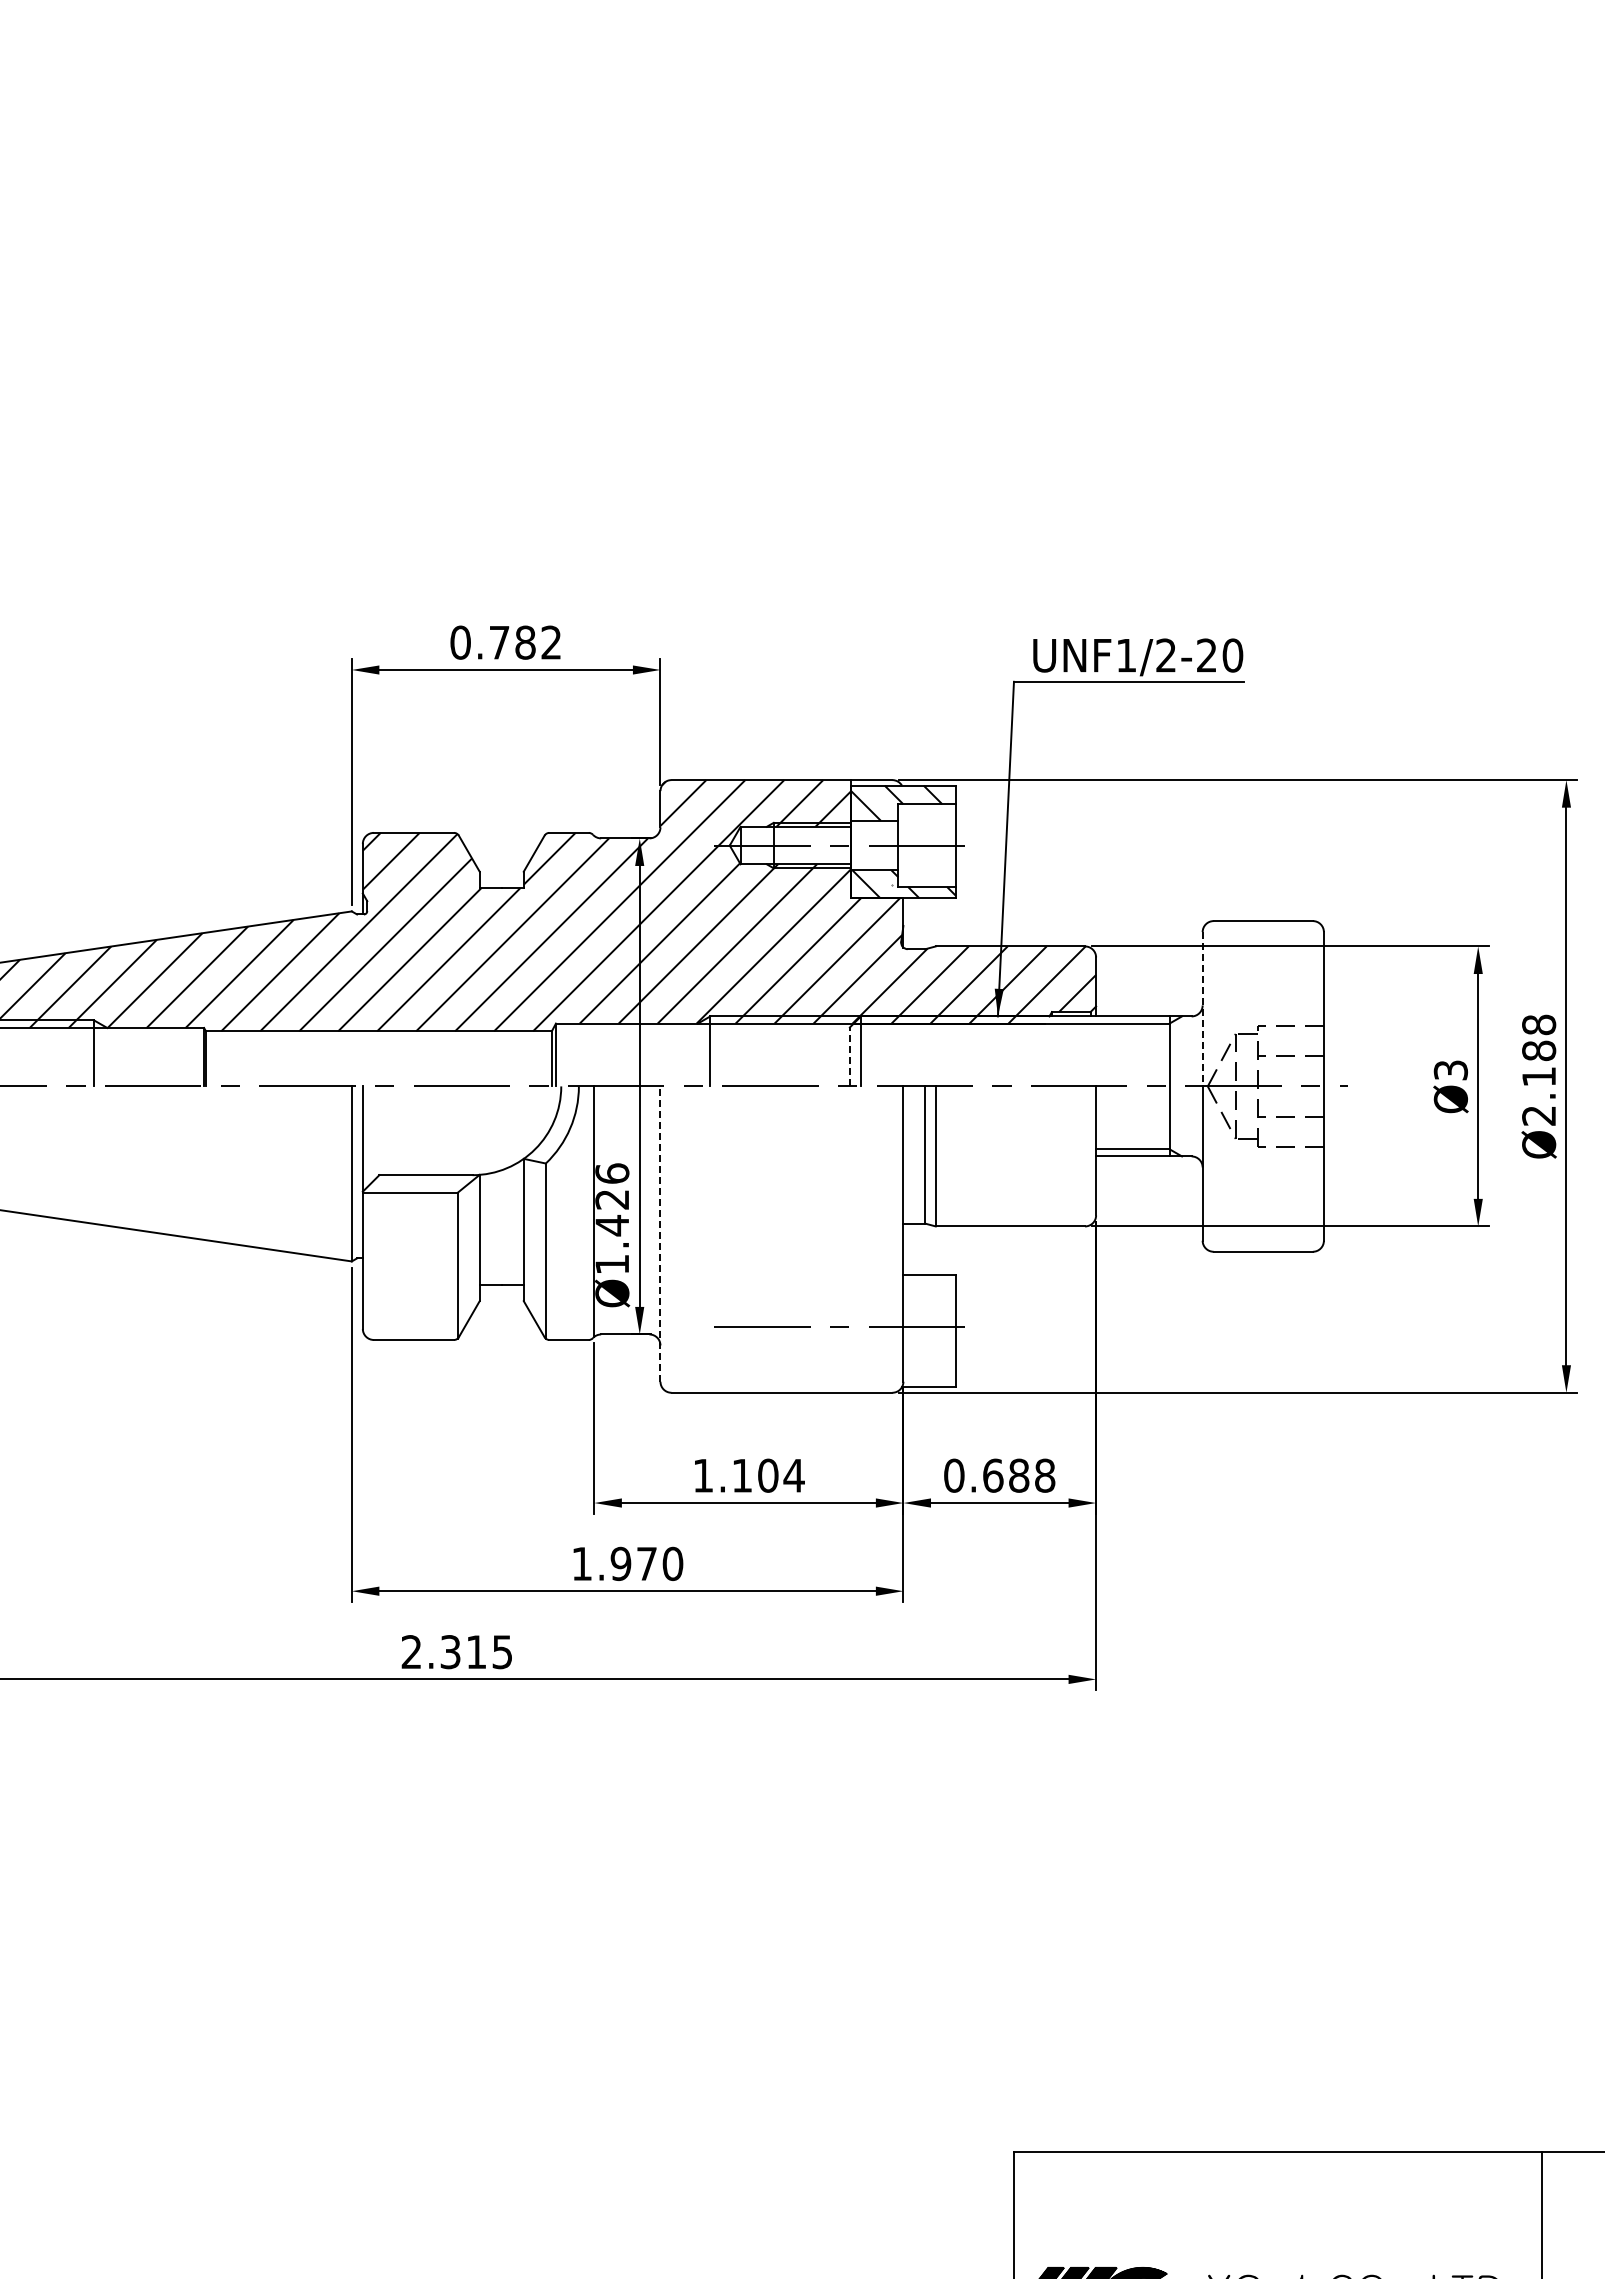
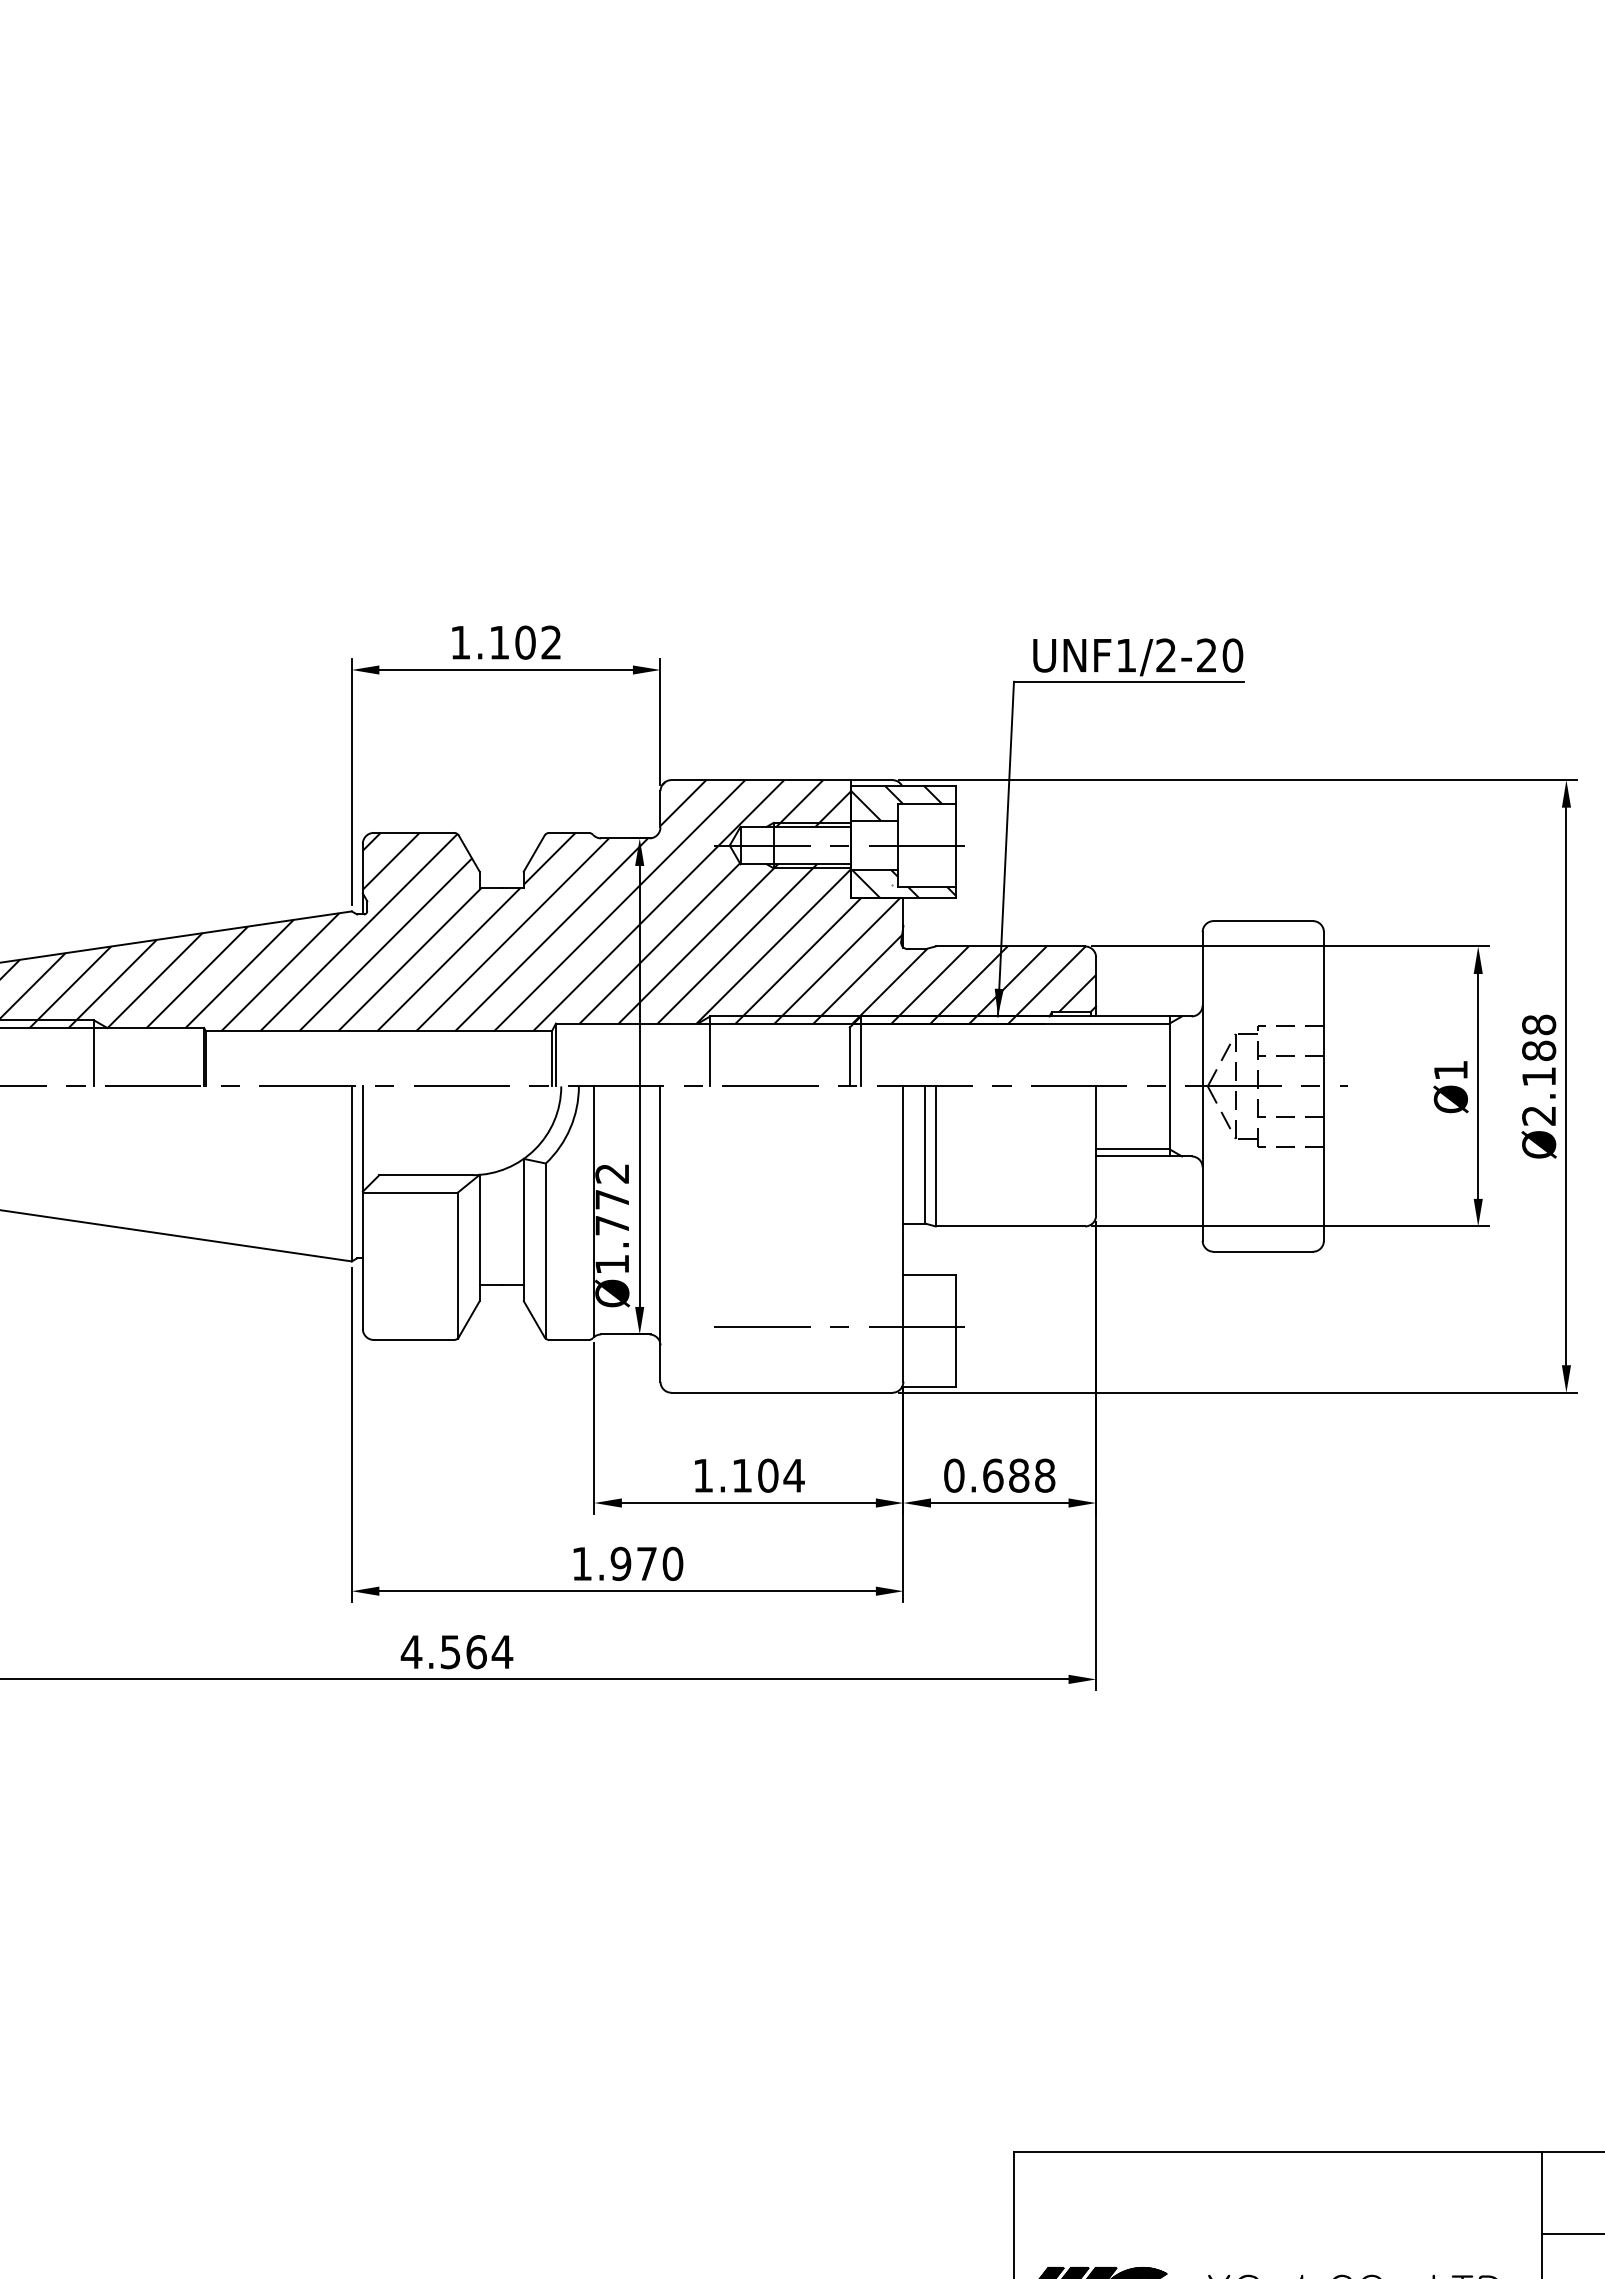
text: 0.782 -> 1.102 (492, 642)
line: dashed -> solid (1202, 1009)
line: dashed -> solid (849, 1056)
text: Ø3 -> Ø1 (1450, 1070)
text: Ø1.426 -> Ø1.772 (612, 1199)
line: dashed -> solid (660, 1234)
text: 2.315 -> 4.564 (456, 1652)
line: none -> present (1571, 2234)
